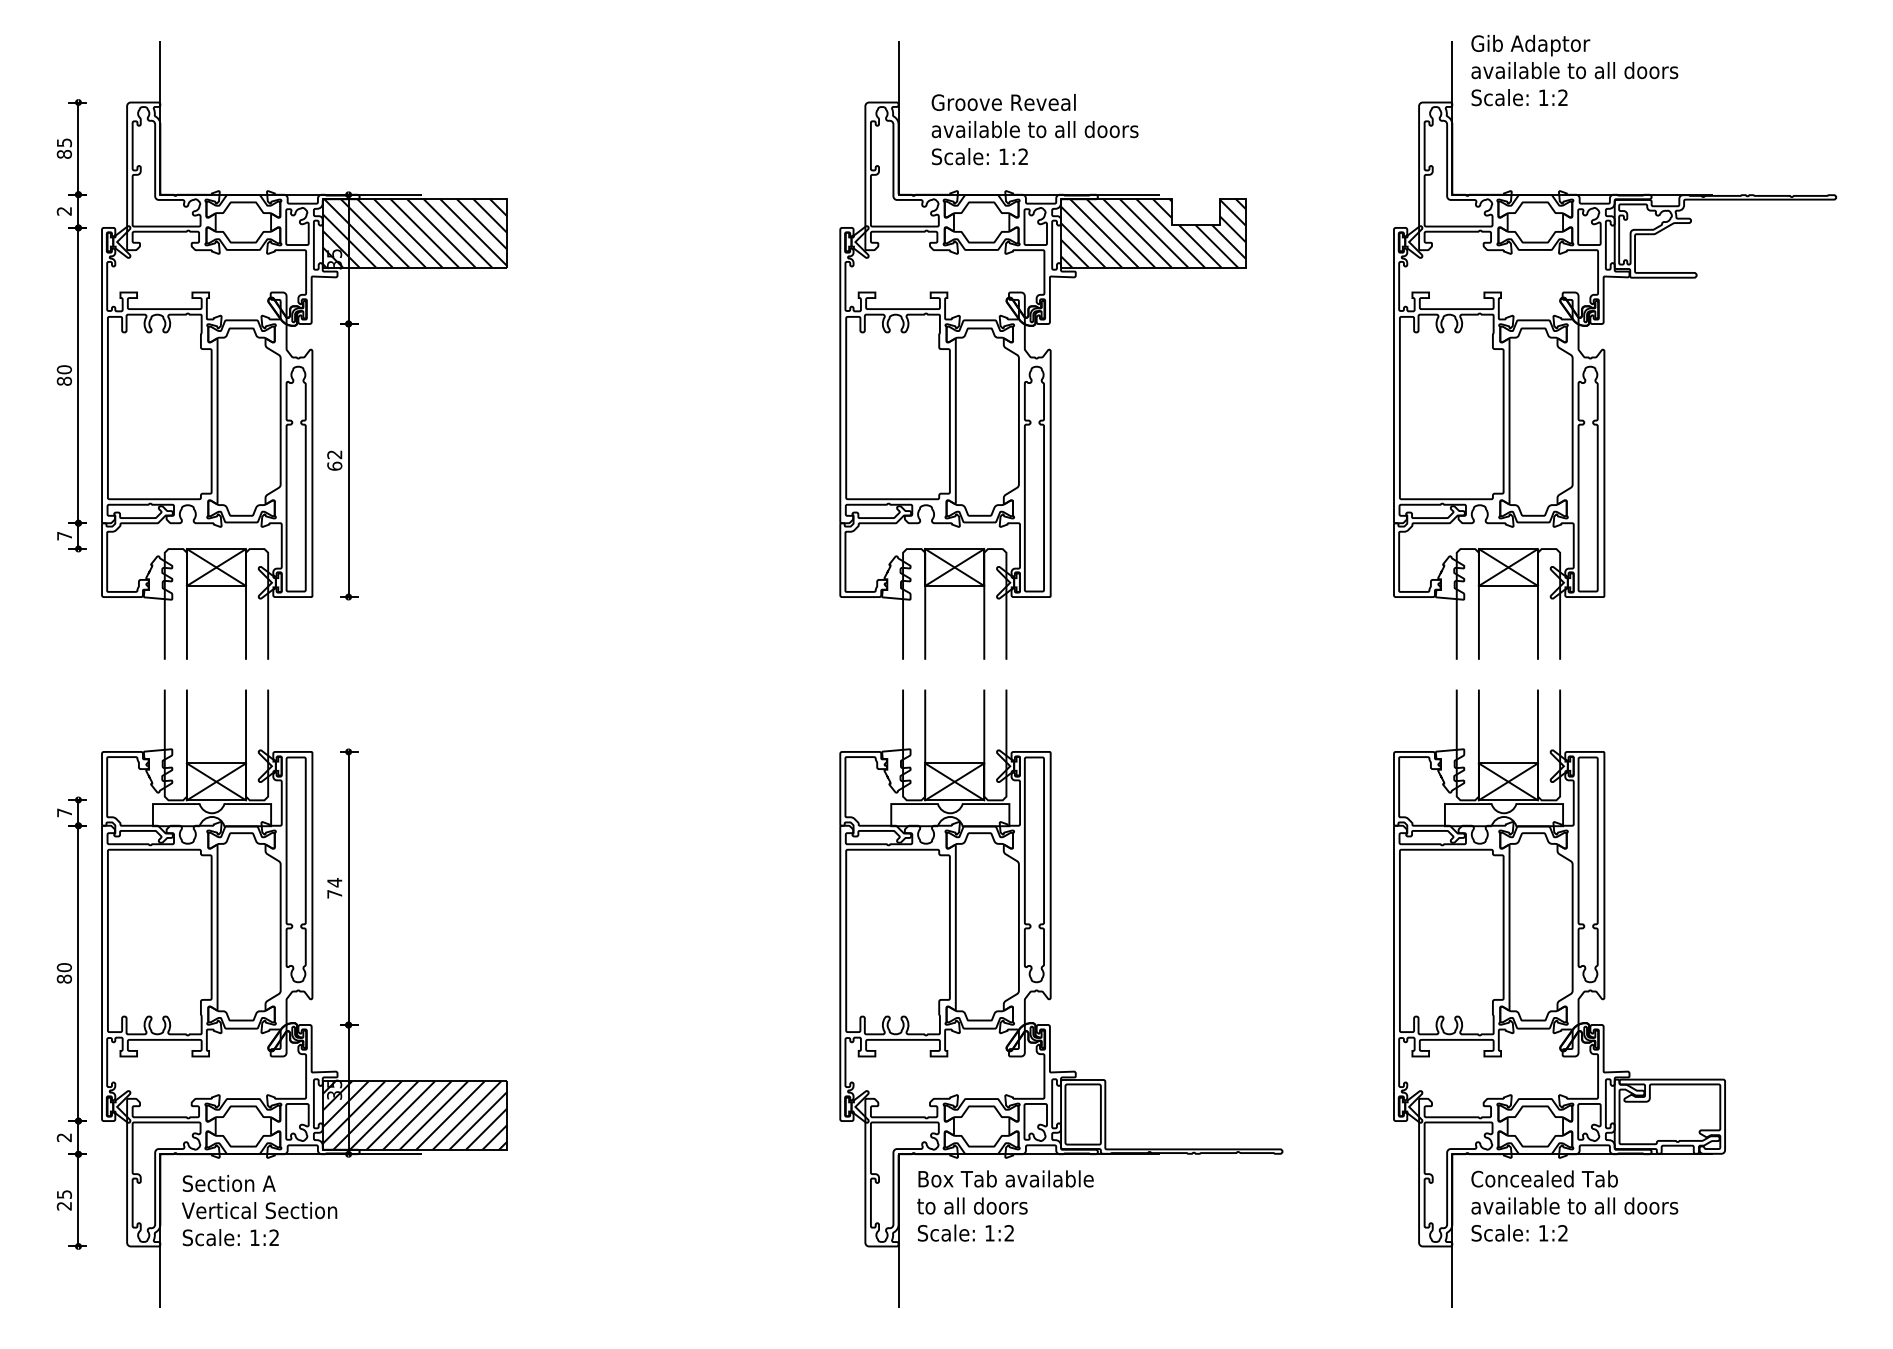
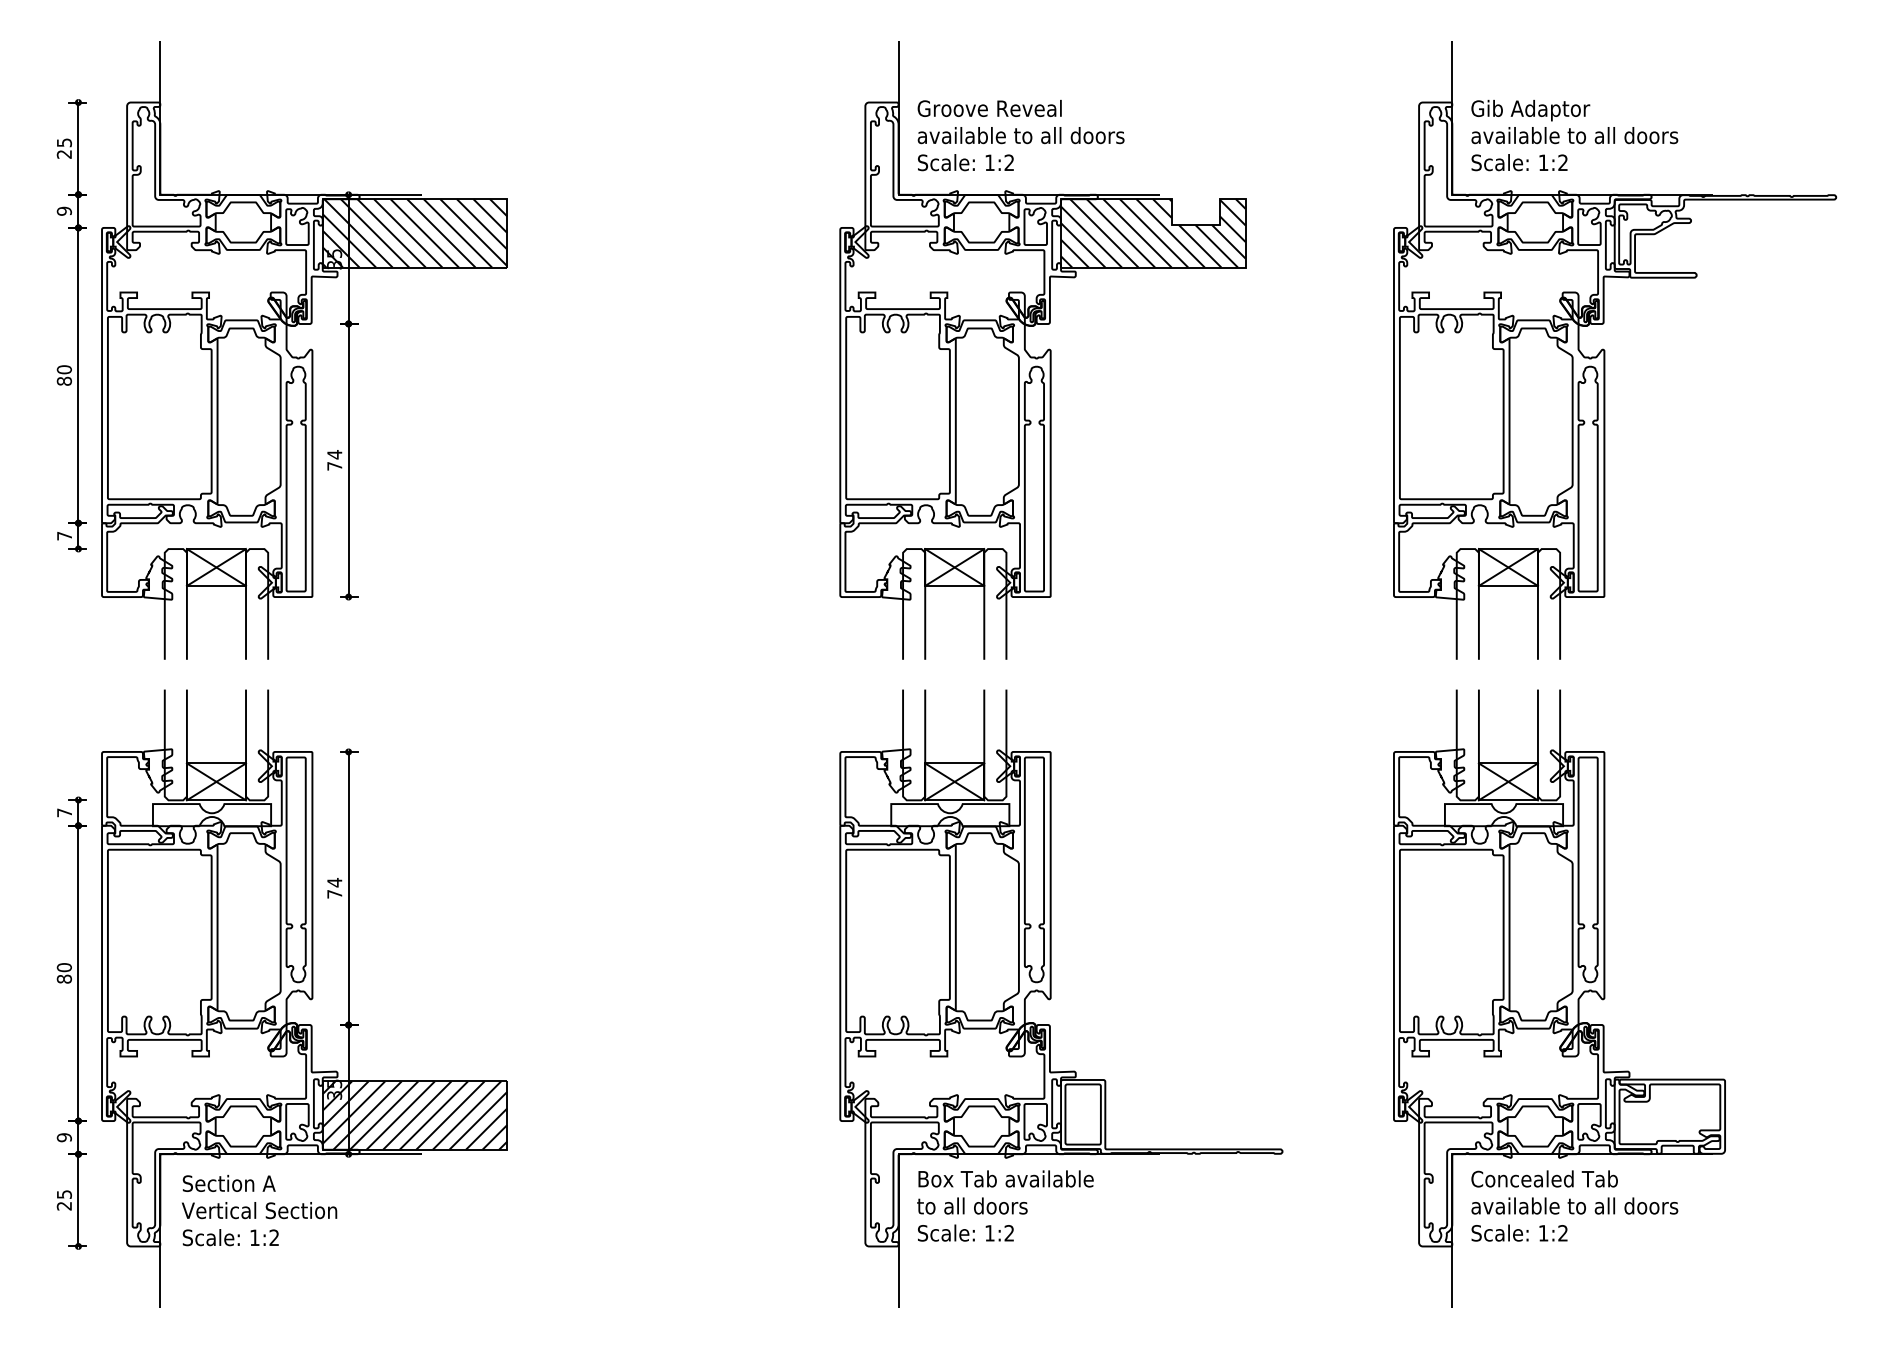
text position: (1574, 70) -> (1574, 135) (1574, 135)
text position: (1034, 129) -> (1020, 135) (1020, 135)
text: 85 -> 25 (63, 153)
text: 2 -> 9 (64, 210)
text: 62 -> 74 (334, 460)
text: 2 -> 9 (64, 1137)
